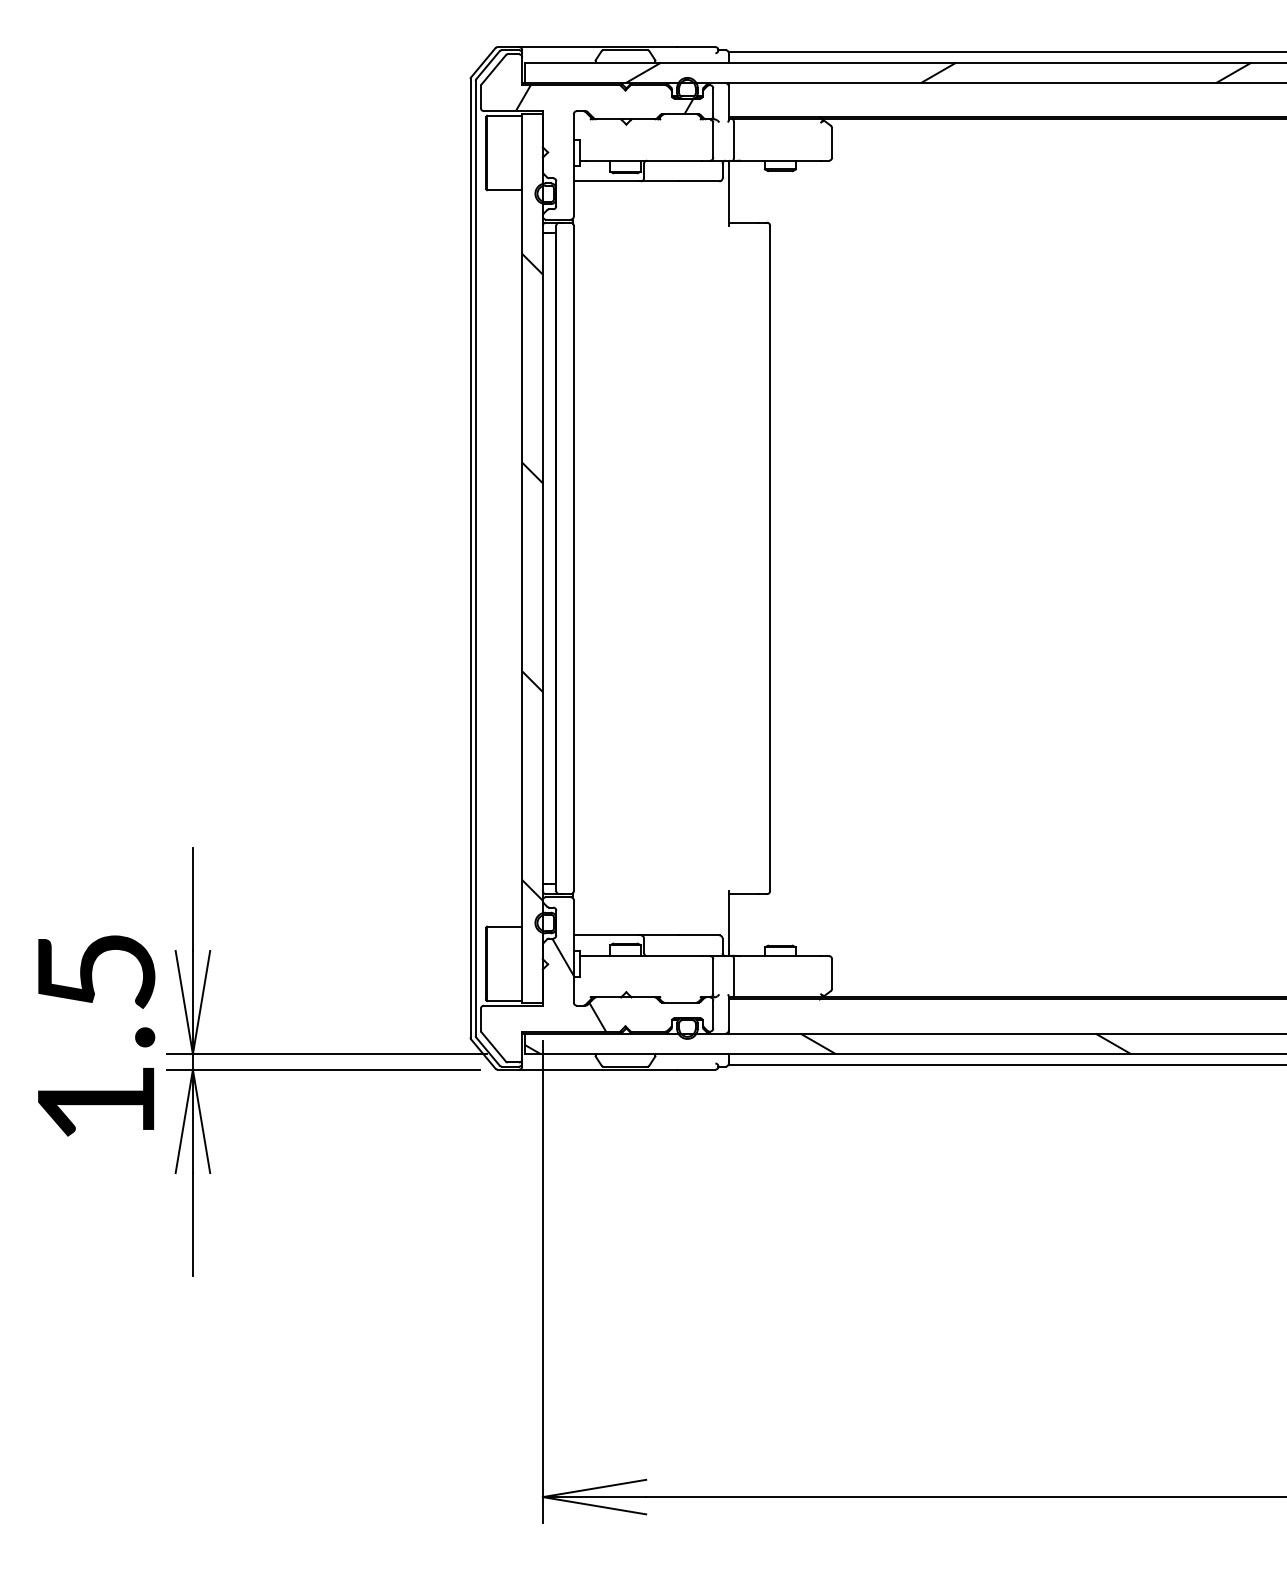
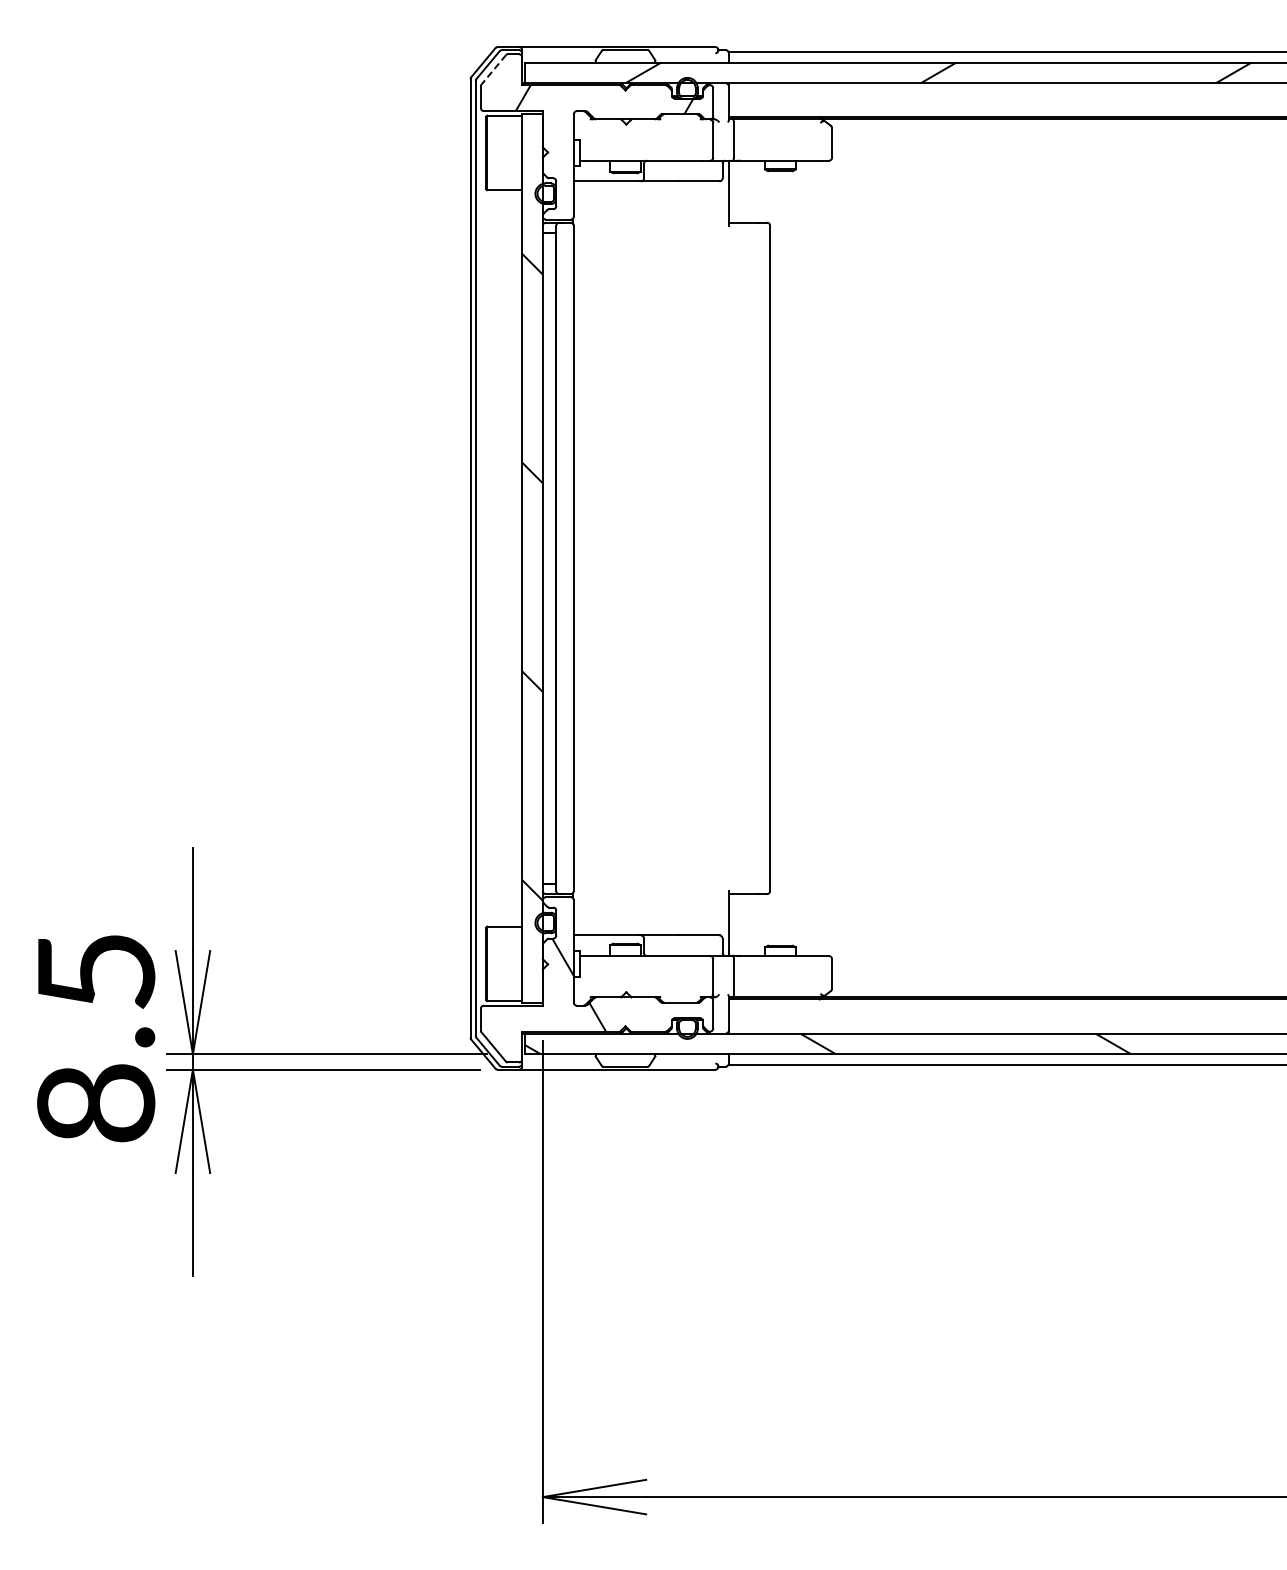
line: solid -> dashed (493, 70)
text: 1.5 -> 8.5 (96, 1103)
